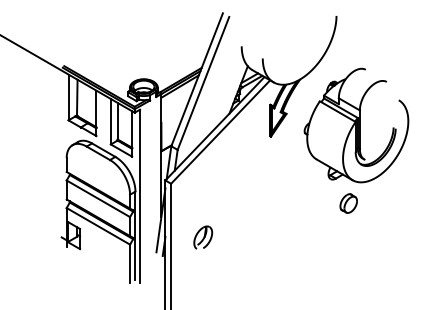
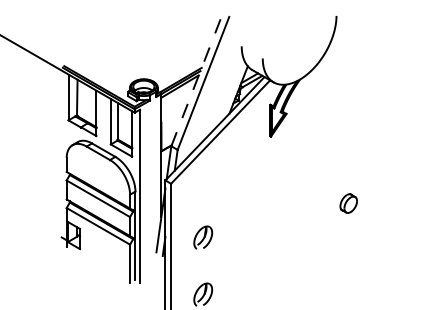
line: solid -> dashed (197, 79)
part: present -> none (356, 125)
part: none -> present (203, 294)
